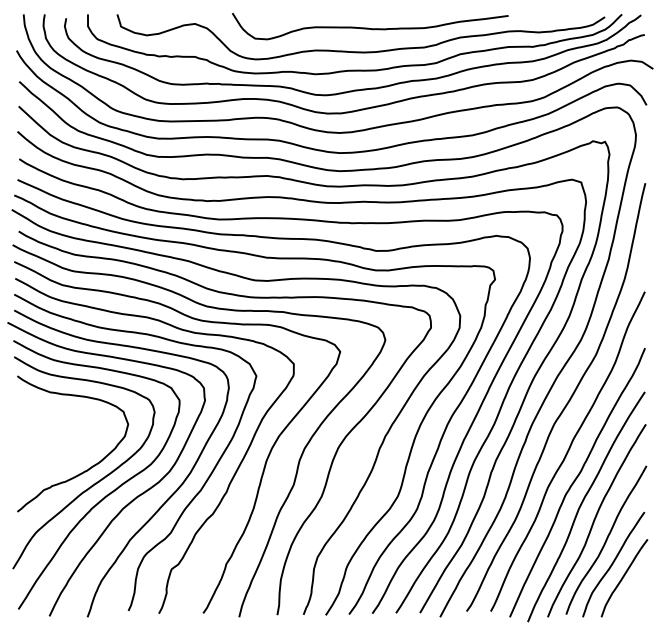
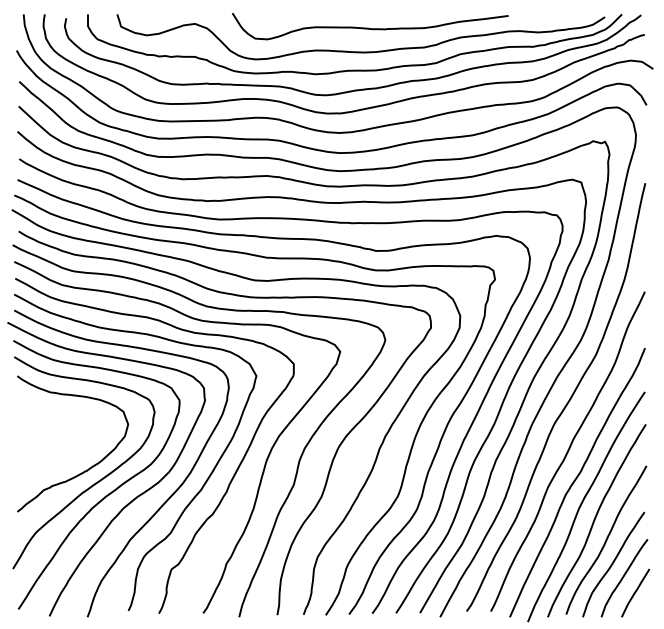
curve: none -> present (635, 592)
